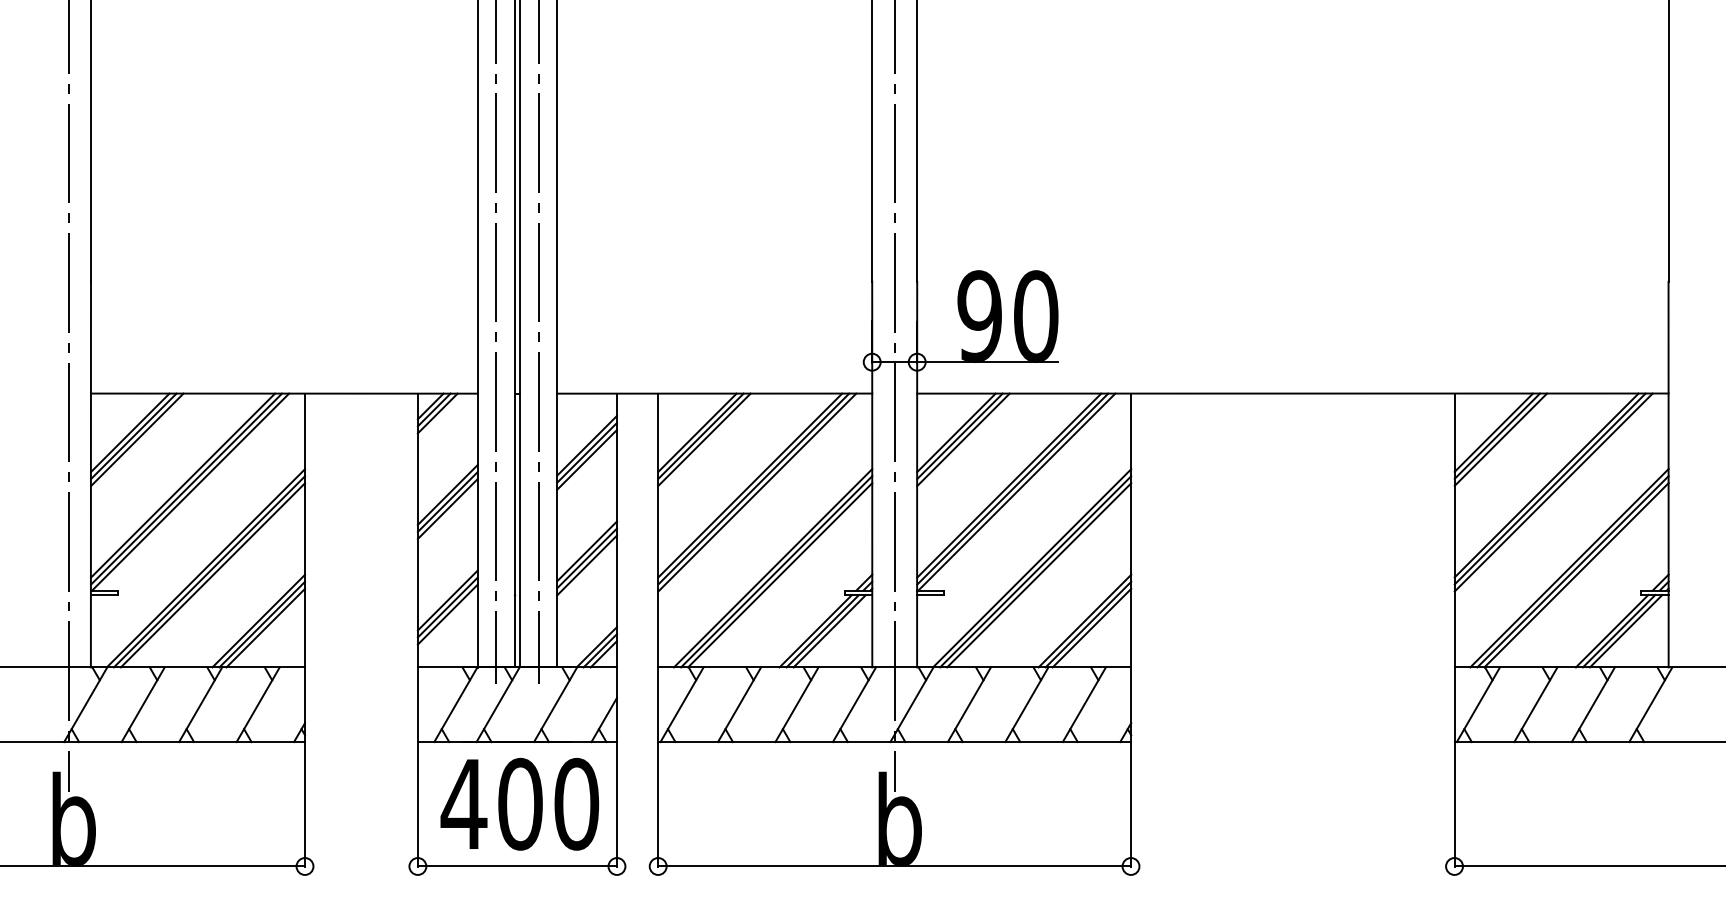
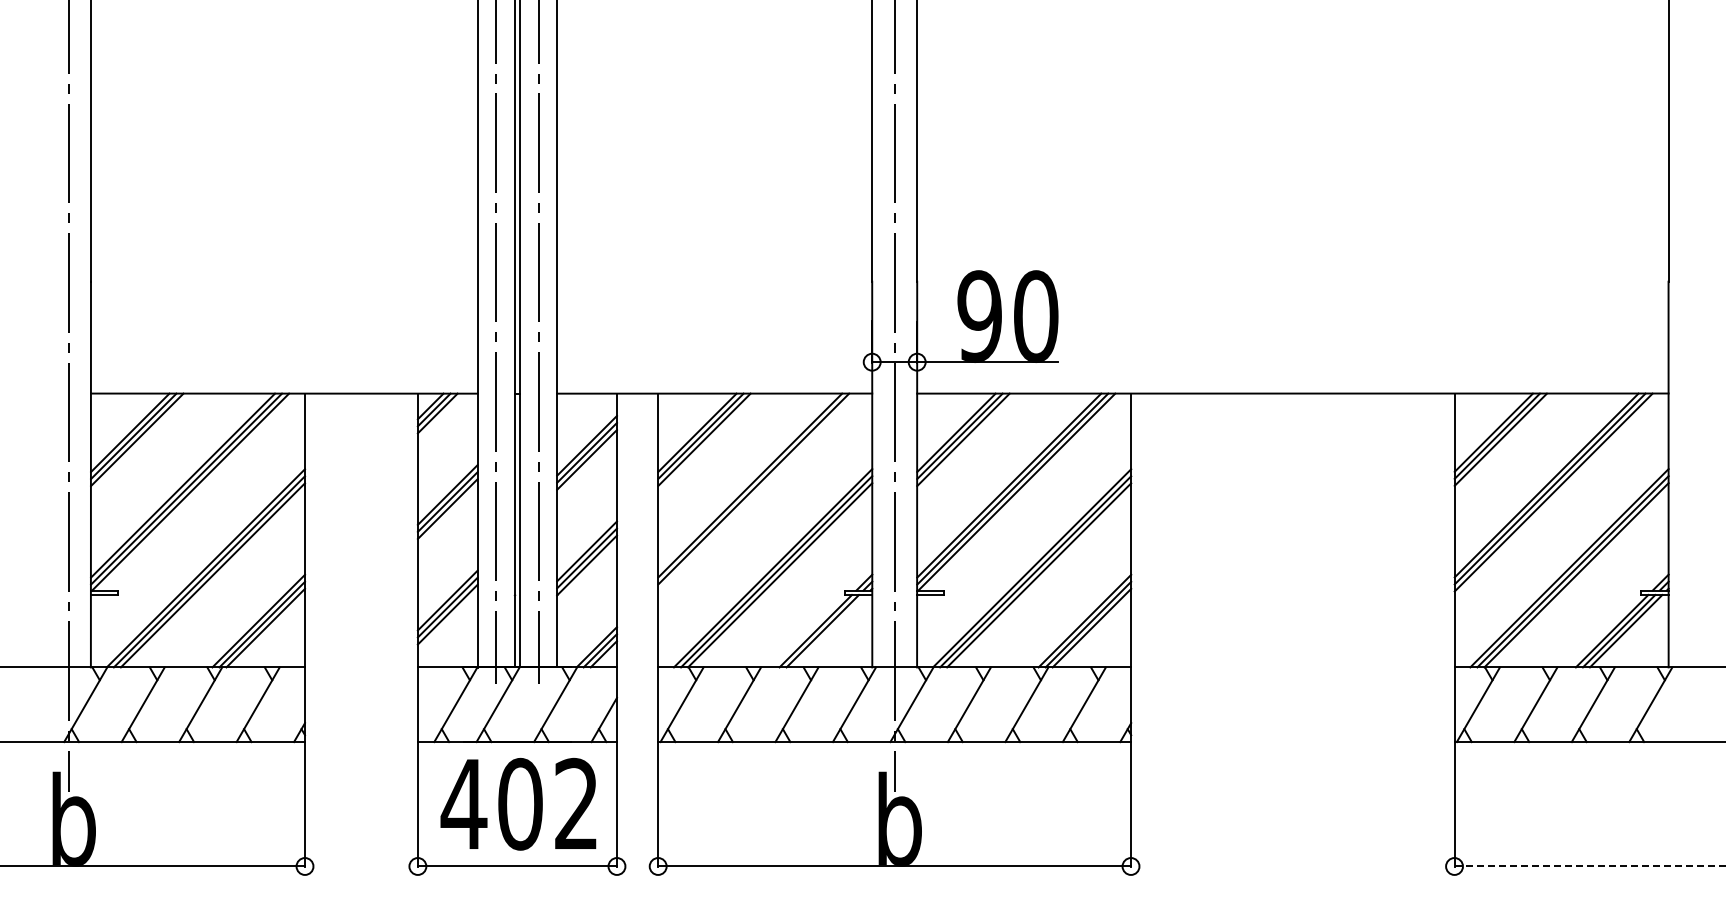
line: present -> none (757, 492)
line: present -> none (829, 630)
text: 400 -> 402 (576, 803)
line: solid -> dashed (1590, 866)
